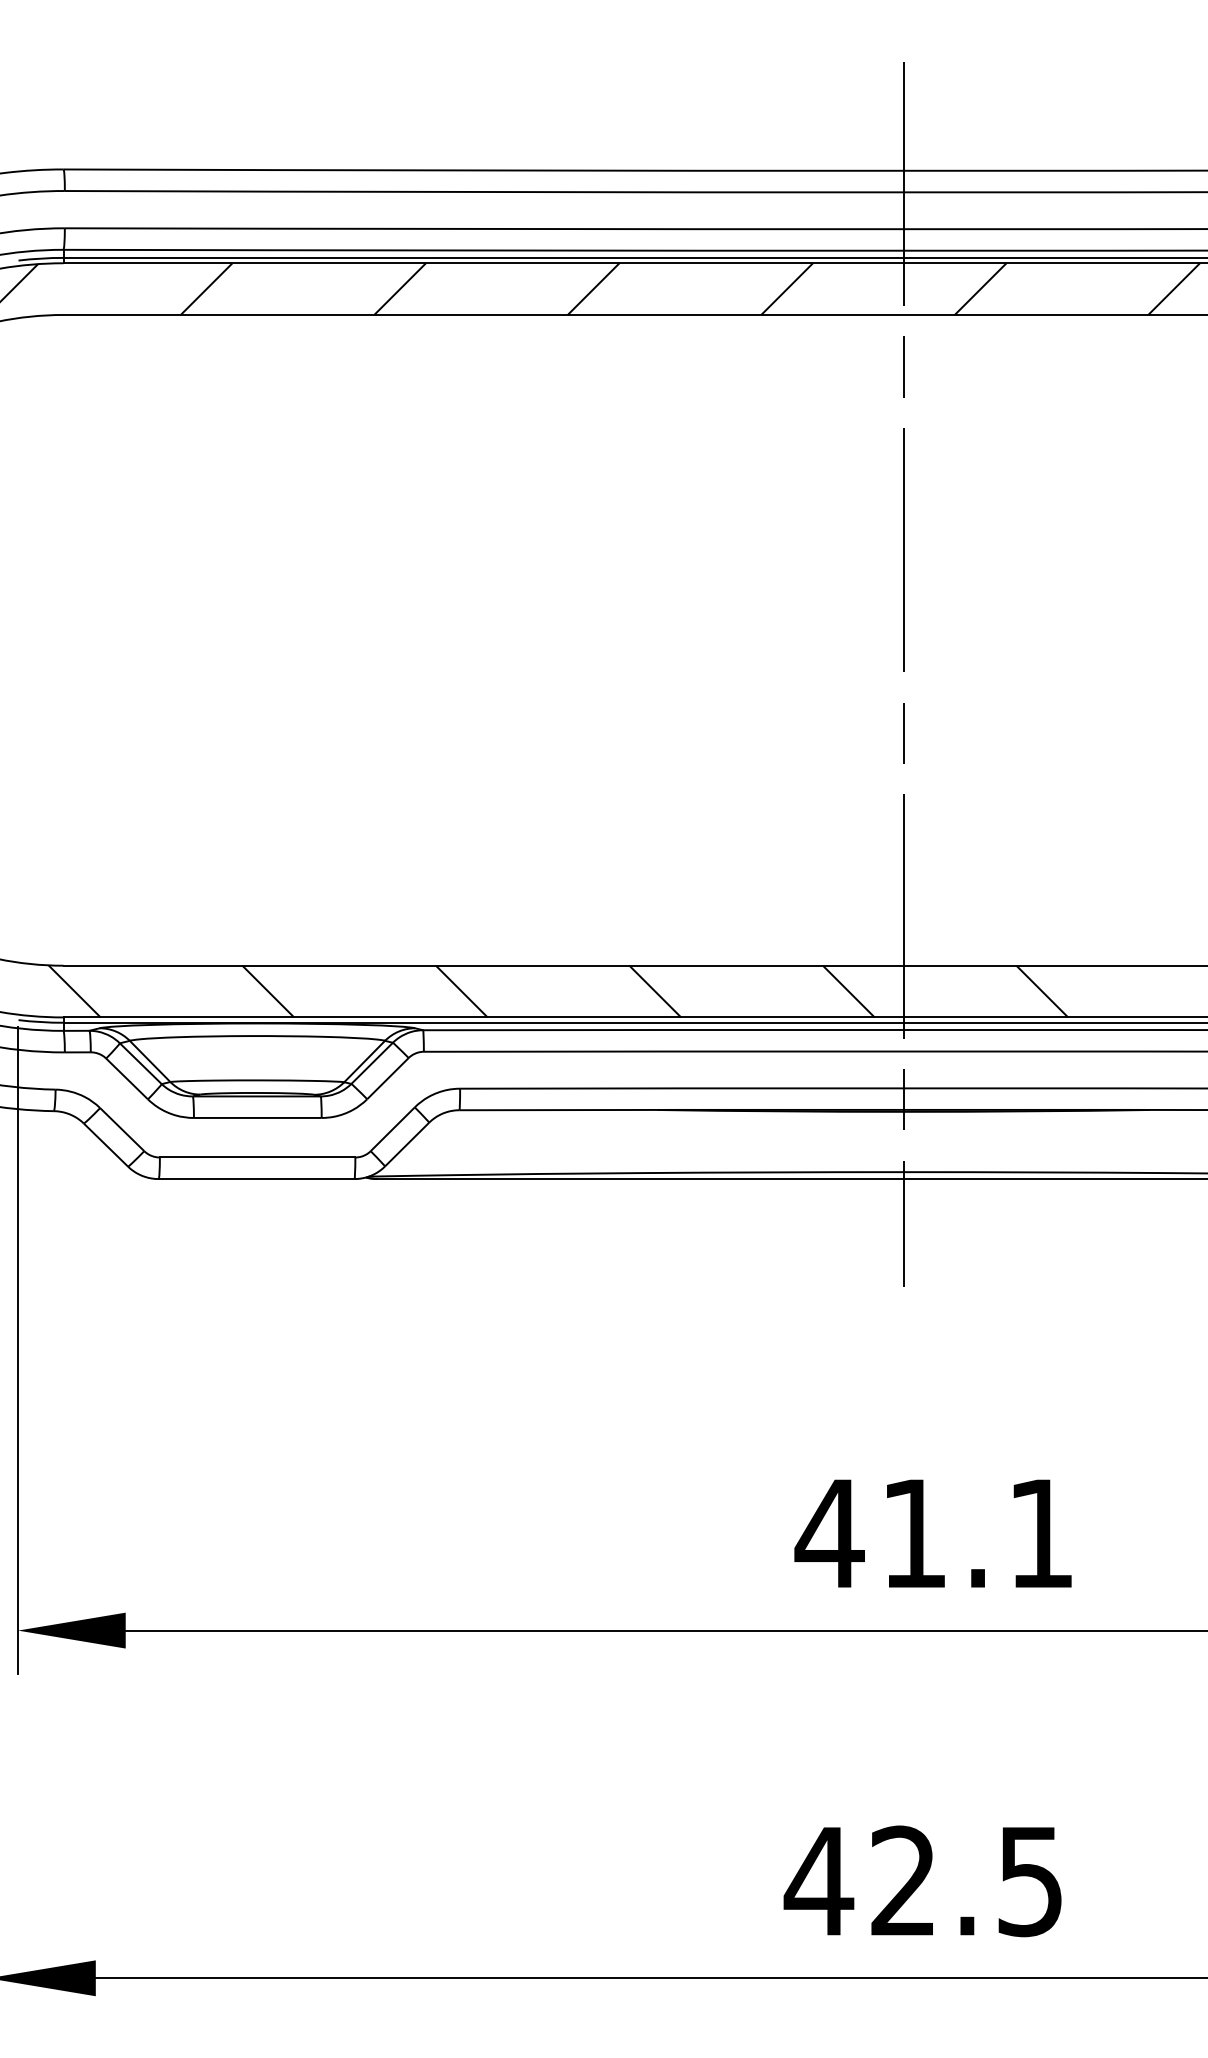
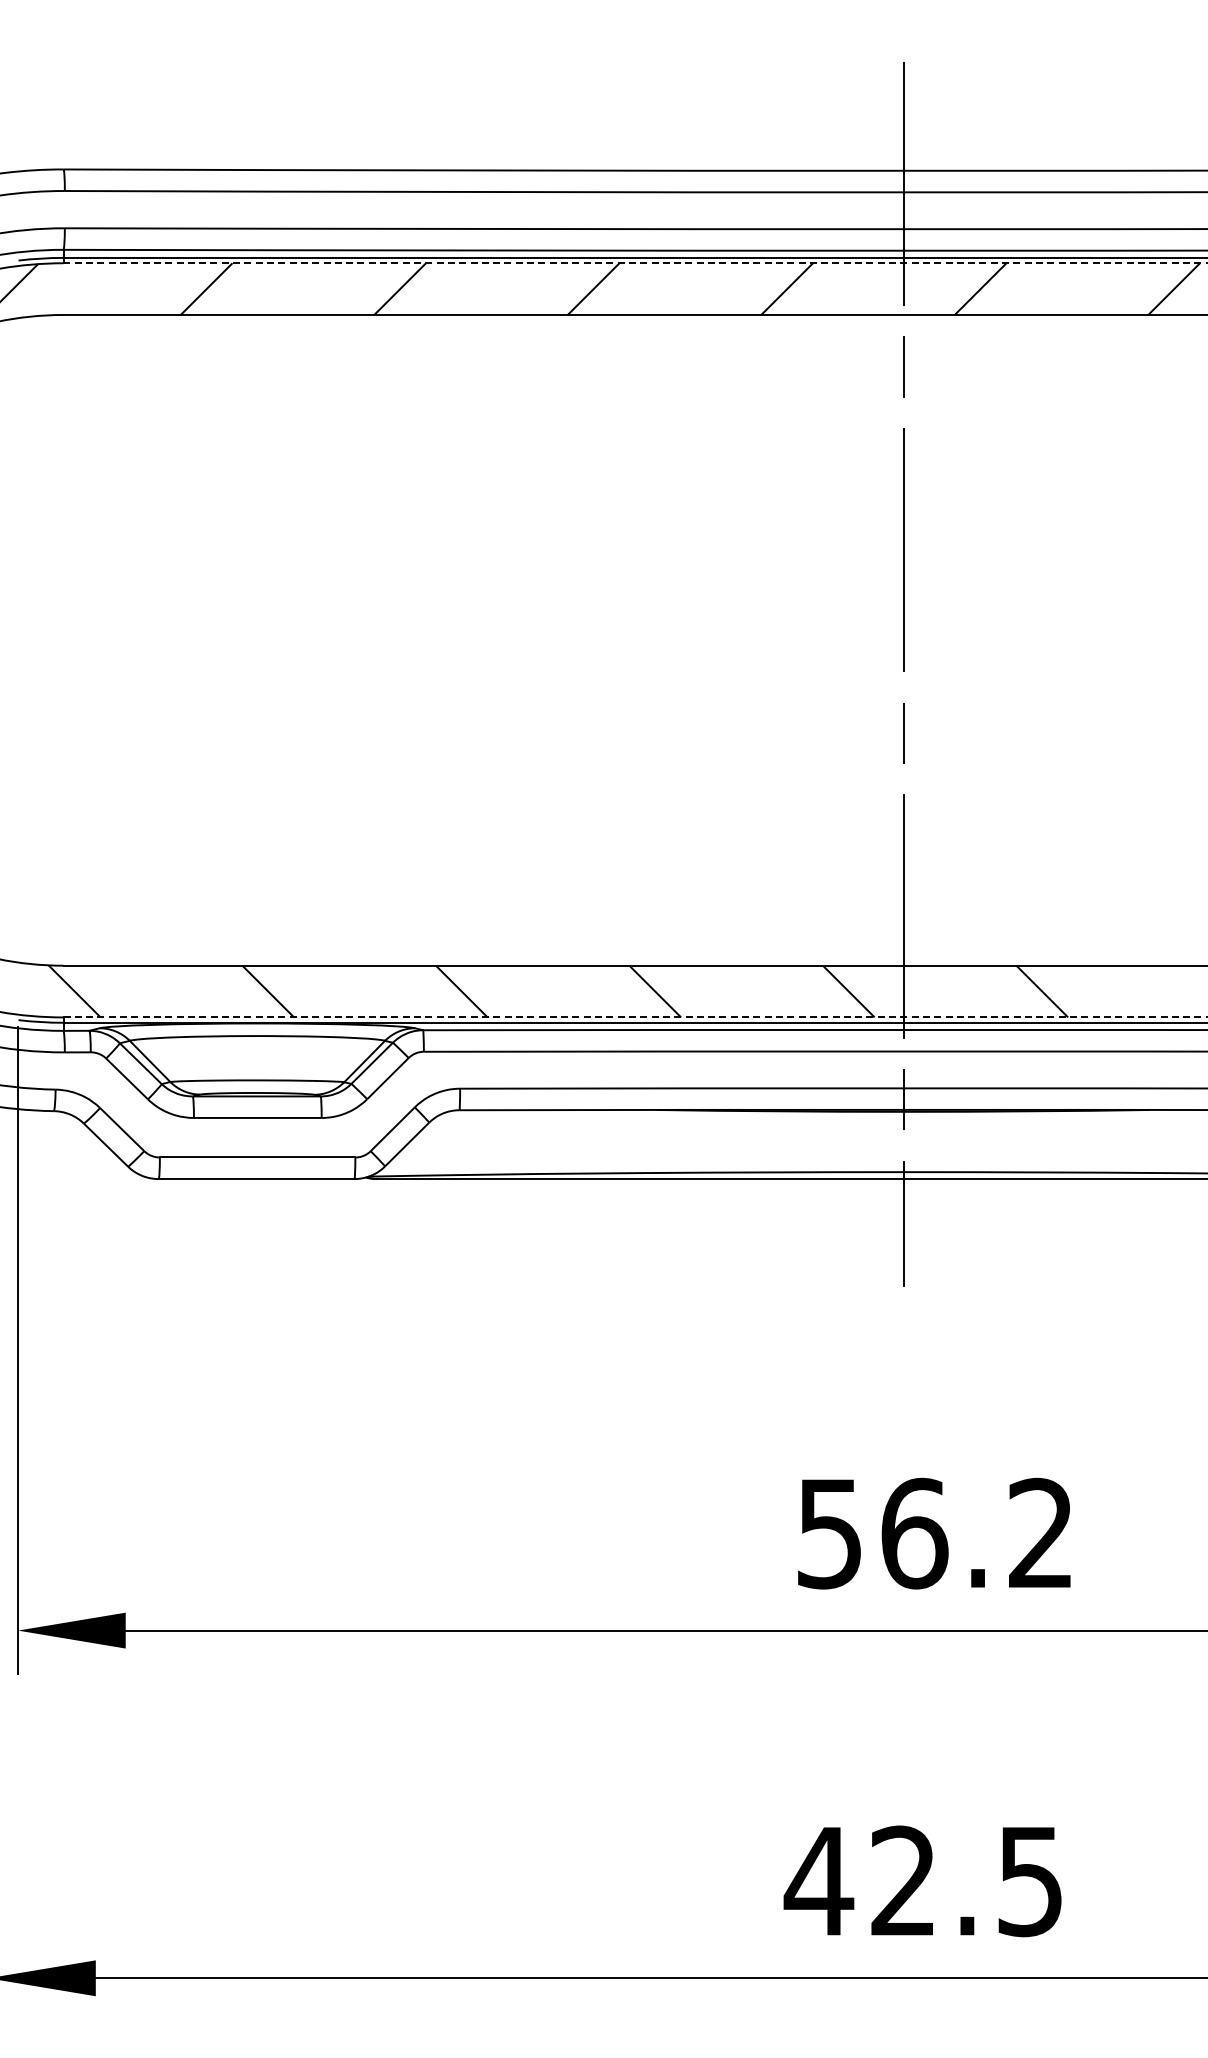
line: solid -> dashed (635, 263)
line: solid -> dashed (635, 1017)
text: 41.1 -> 56.2 (932, 1533)
